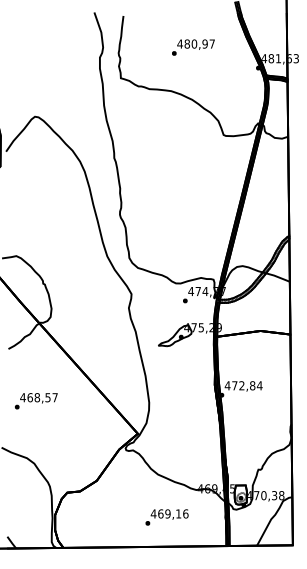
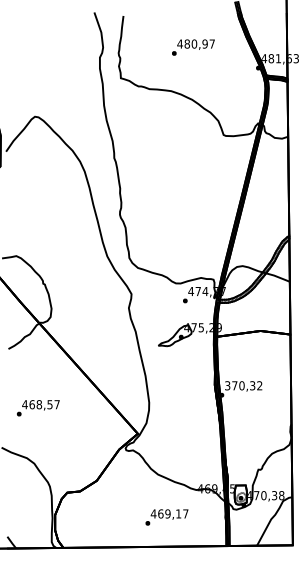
text: 472,84 -> 370,32 (243, 385)
text position: (36, 401) -> (38, 408) (38, 408)
text: 469,16 -> 469,17 (185, 513)
